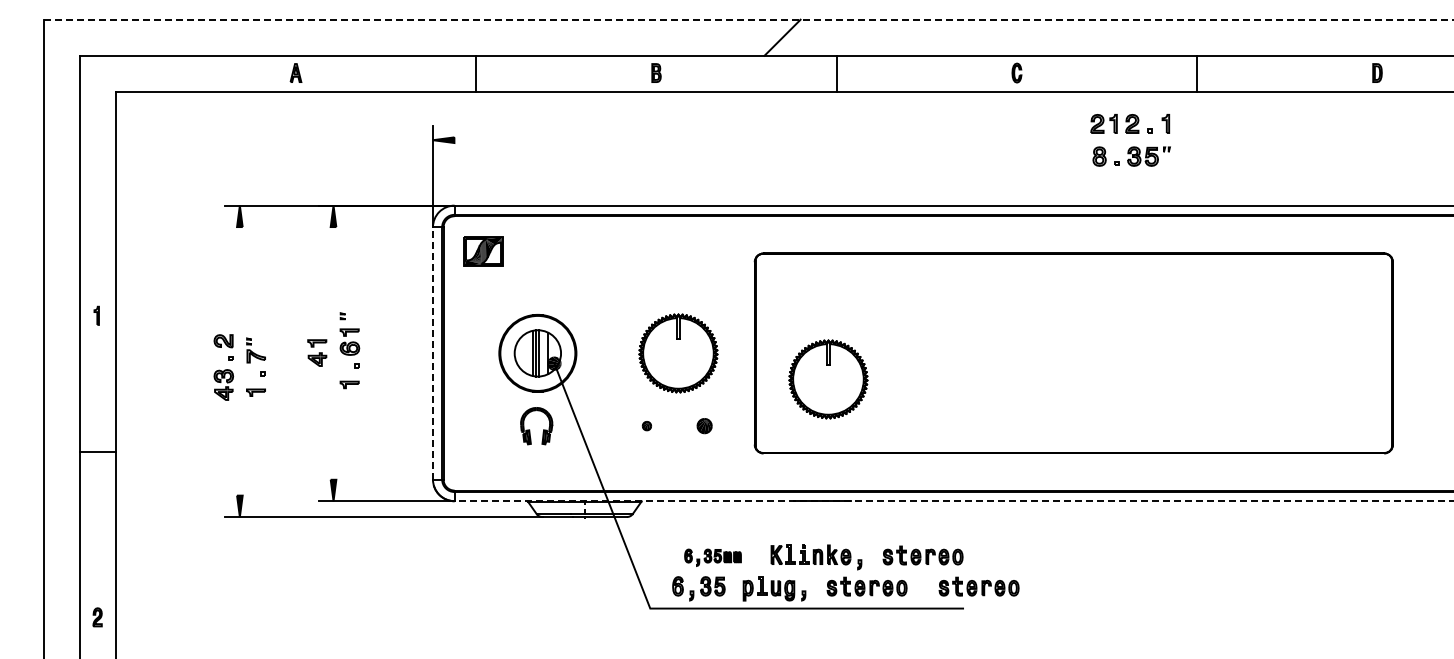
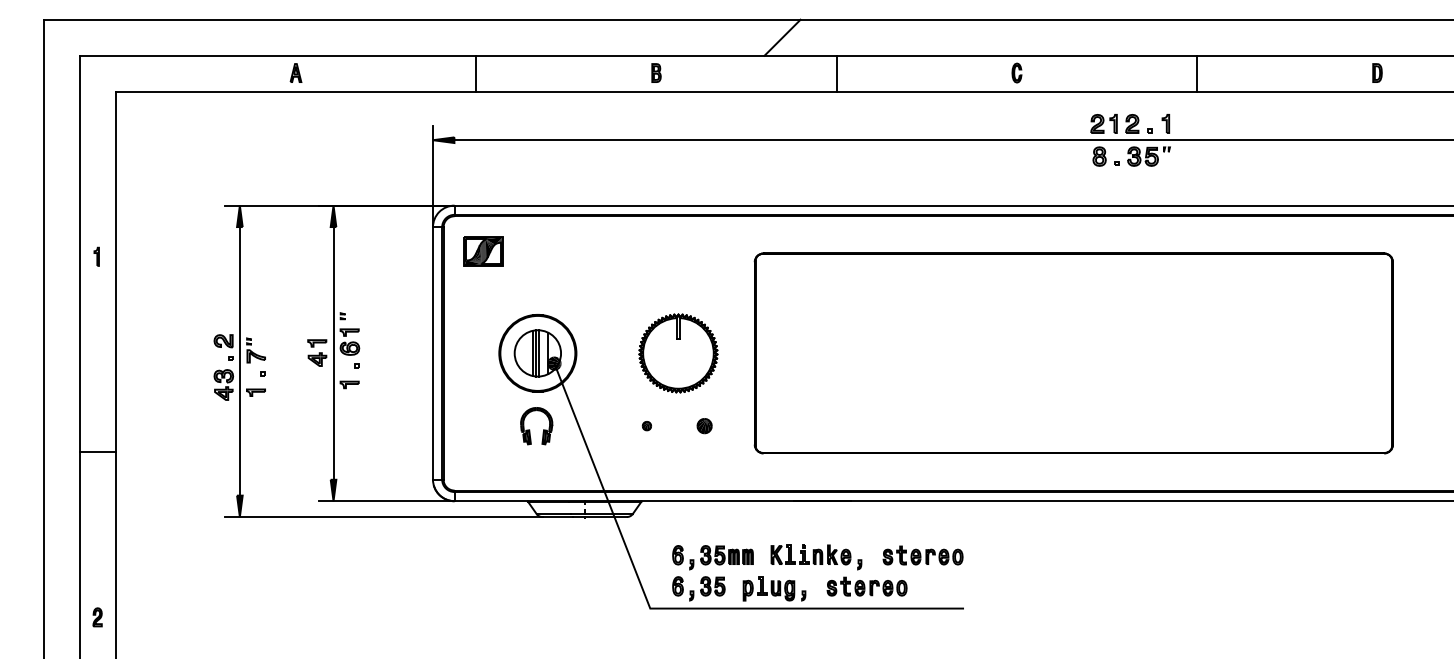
line: dashed -> solid (748, 19)
line: none -> present (952, 140)
part position: (96, 315) -> (96, 256) (96, 256)
line: dashed -> solid (432, 352)
line: none -> present (333, 353)
line: none -> present (239, 361)
part: present -> none (828, 379)
line: dashed -> solid (953, 501)
part size: 58x19 px -> 82x26 px (712, 557)
part: present -> none (978, 586)
